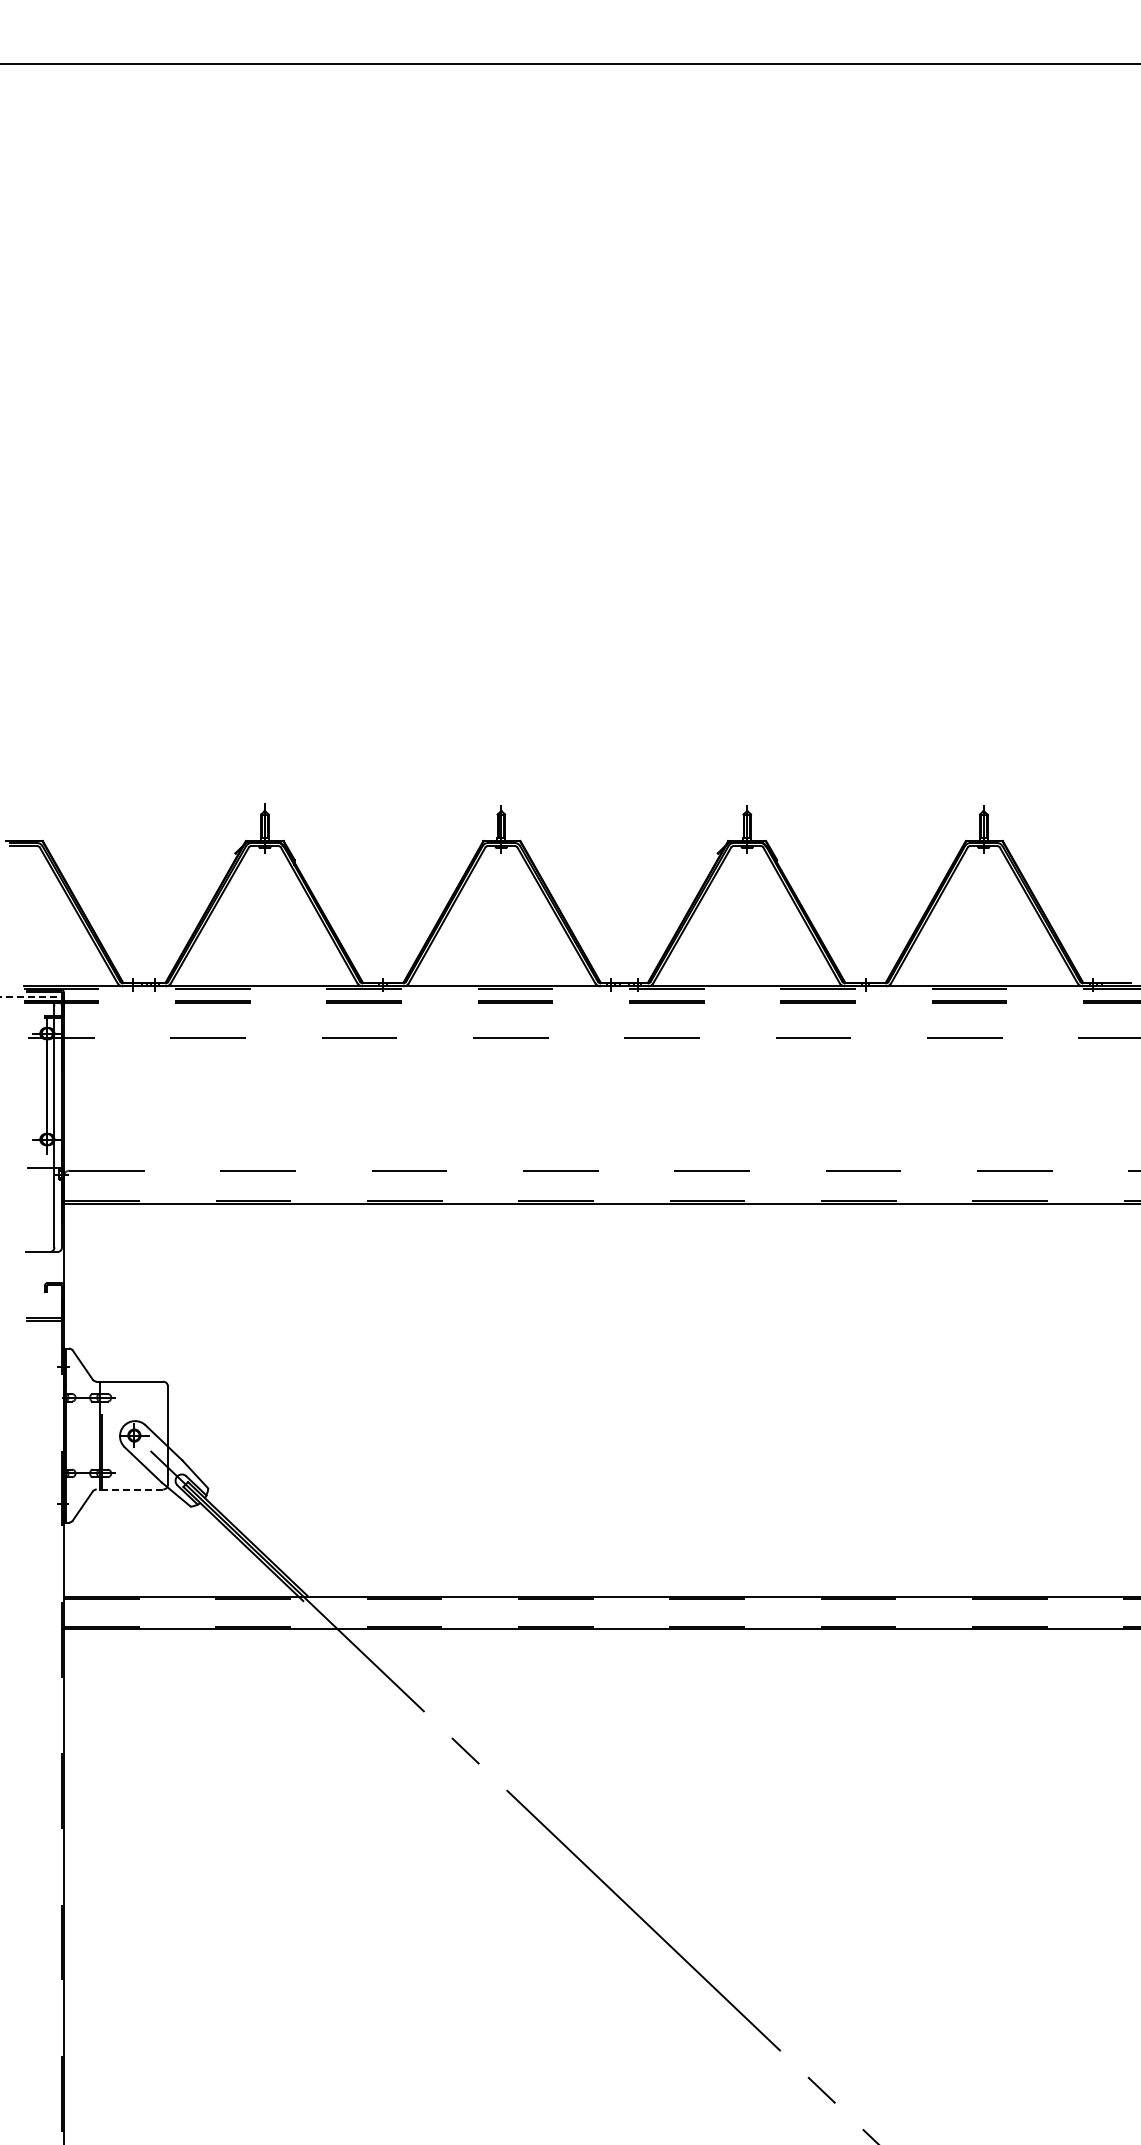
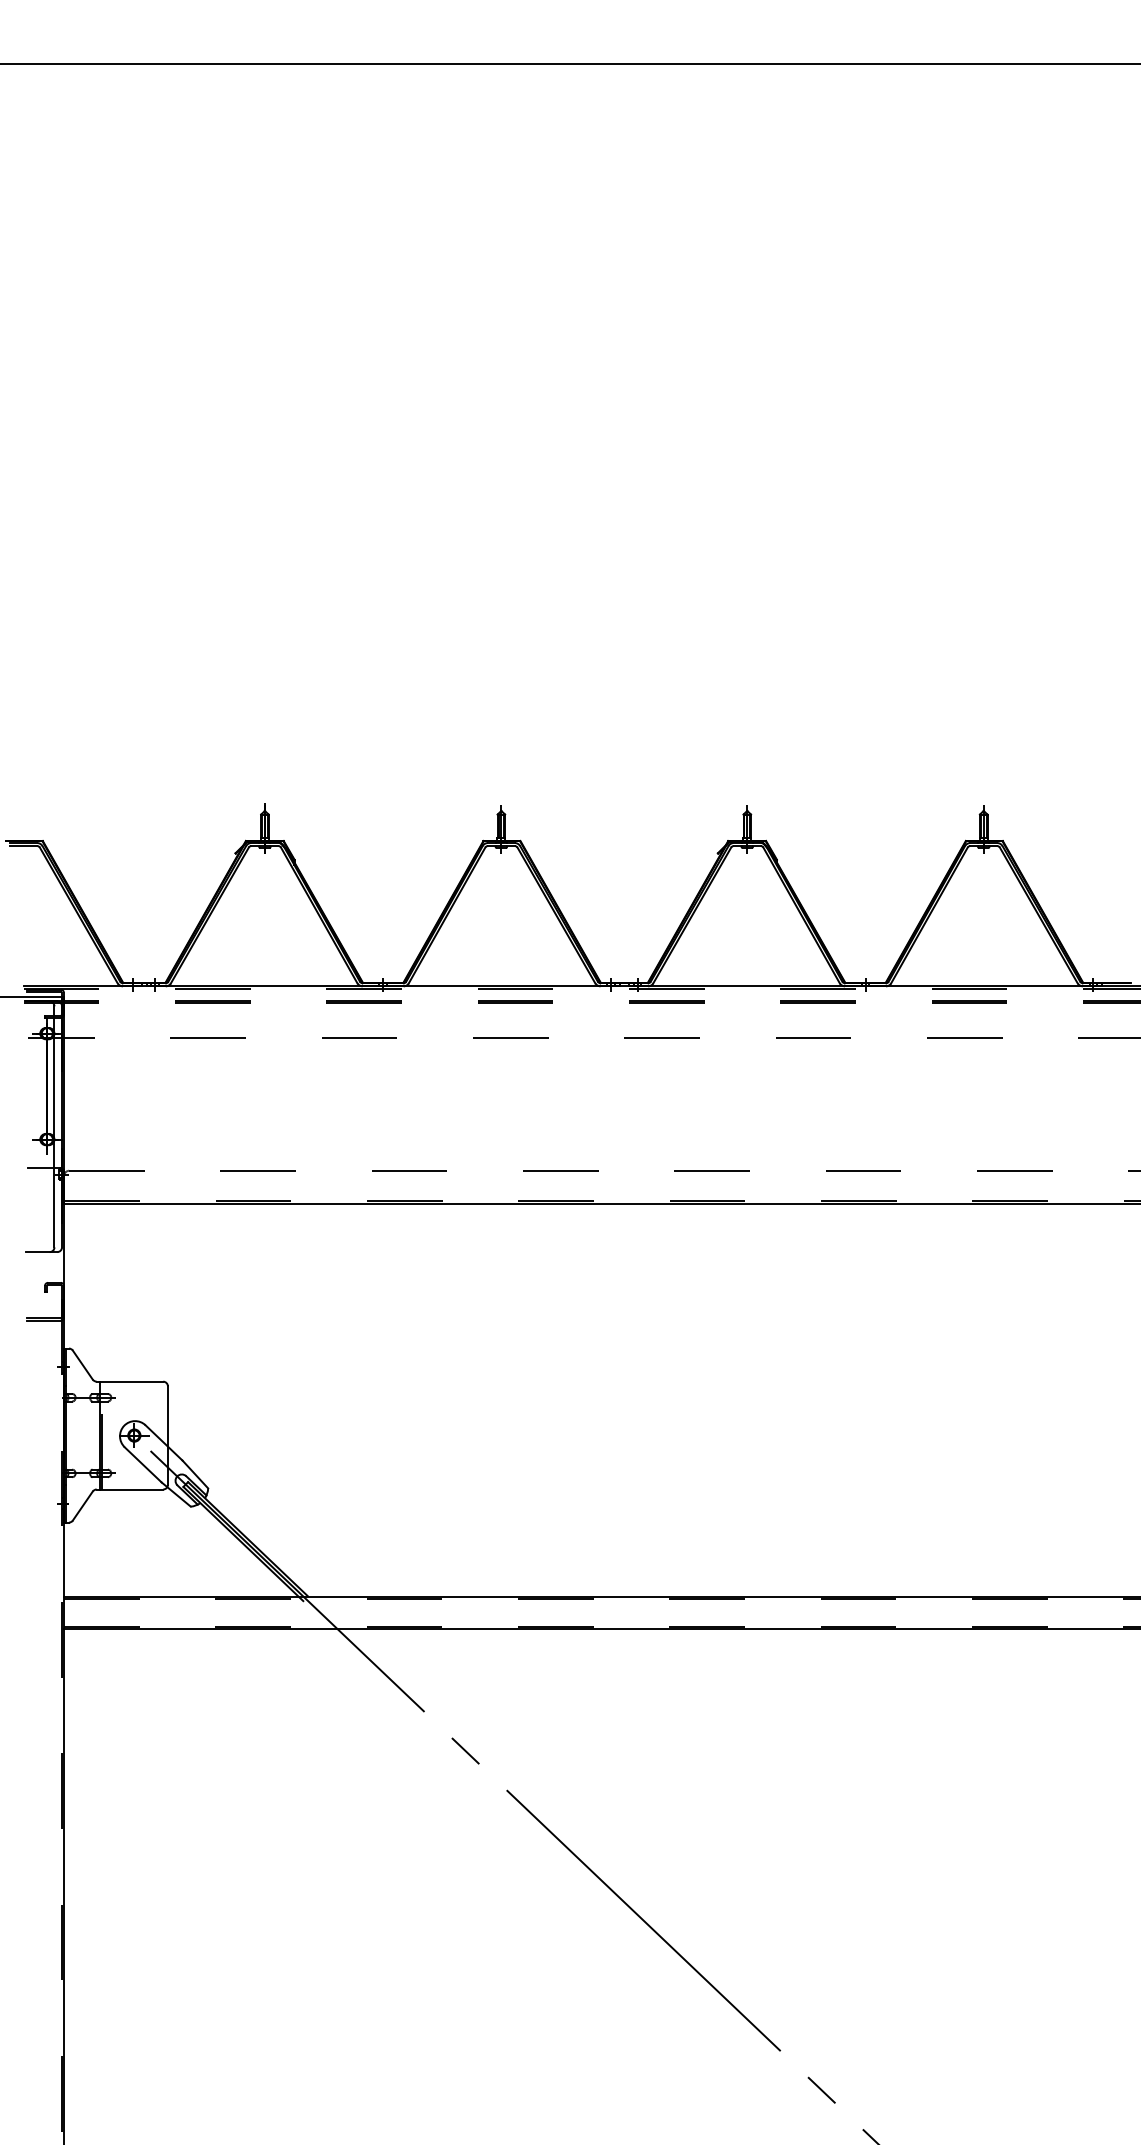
line: dashed -> solid (32, 996)
line: dashed -> solid (129, 1489)
